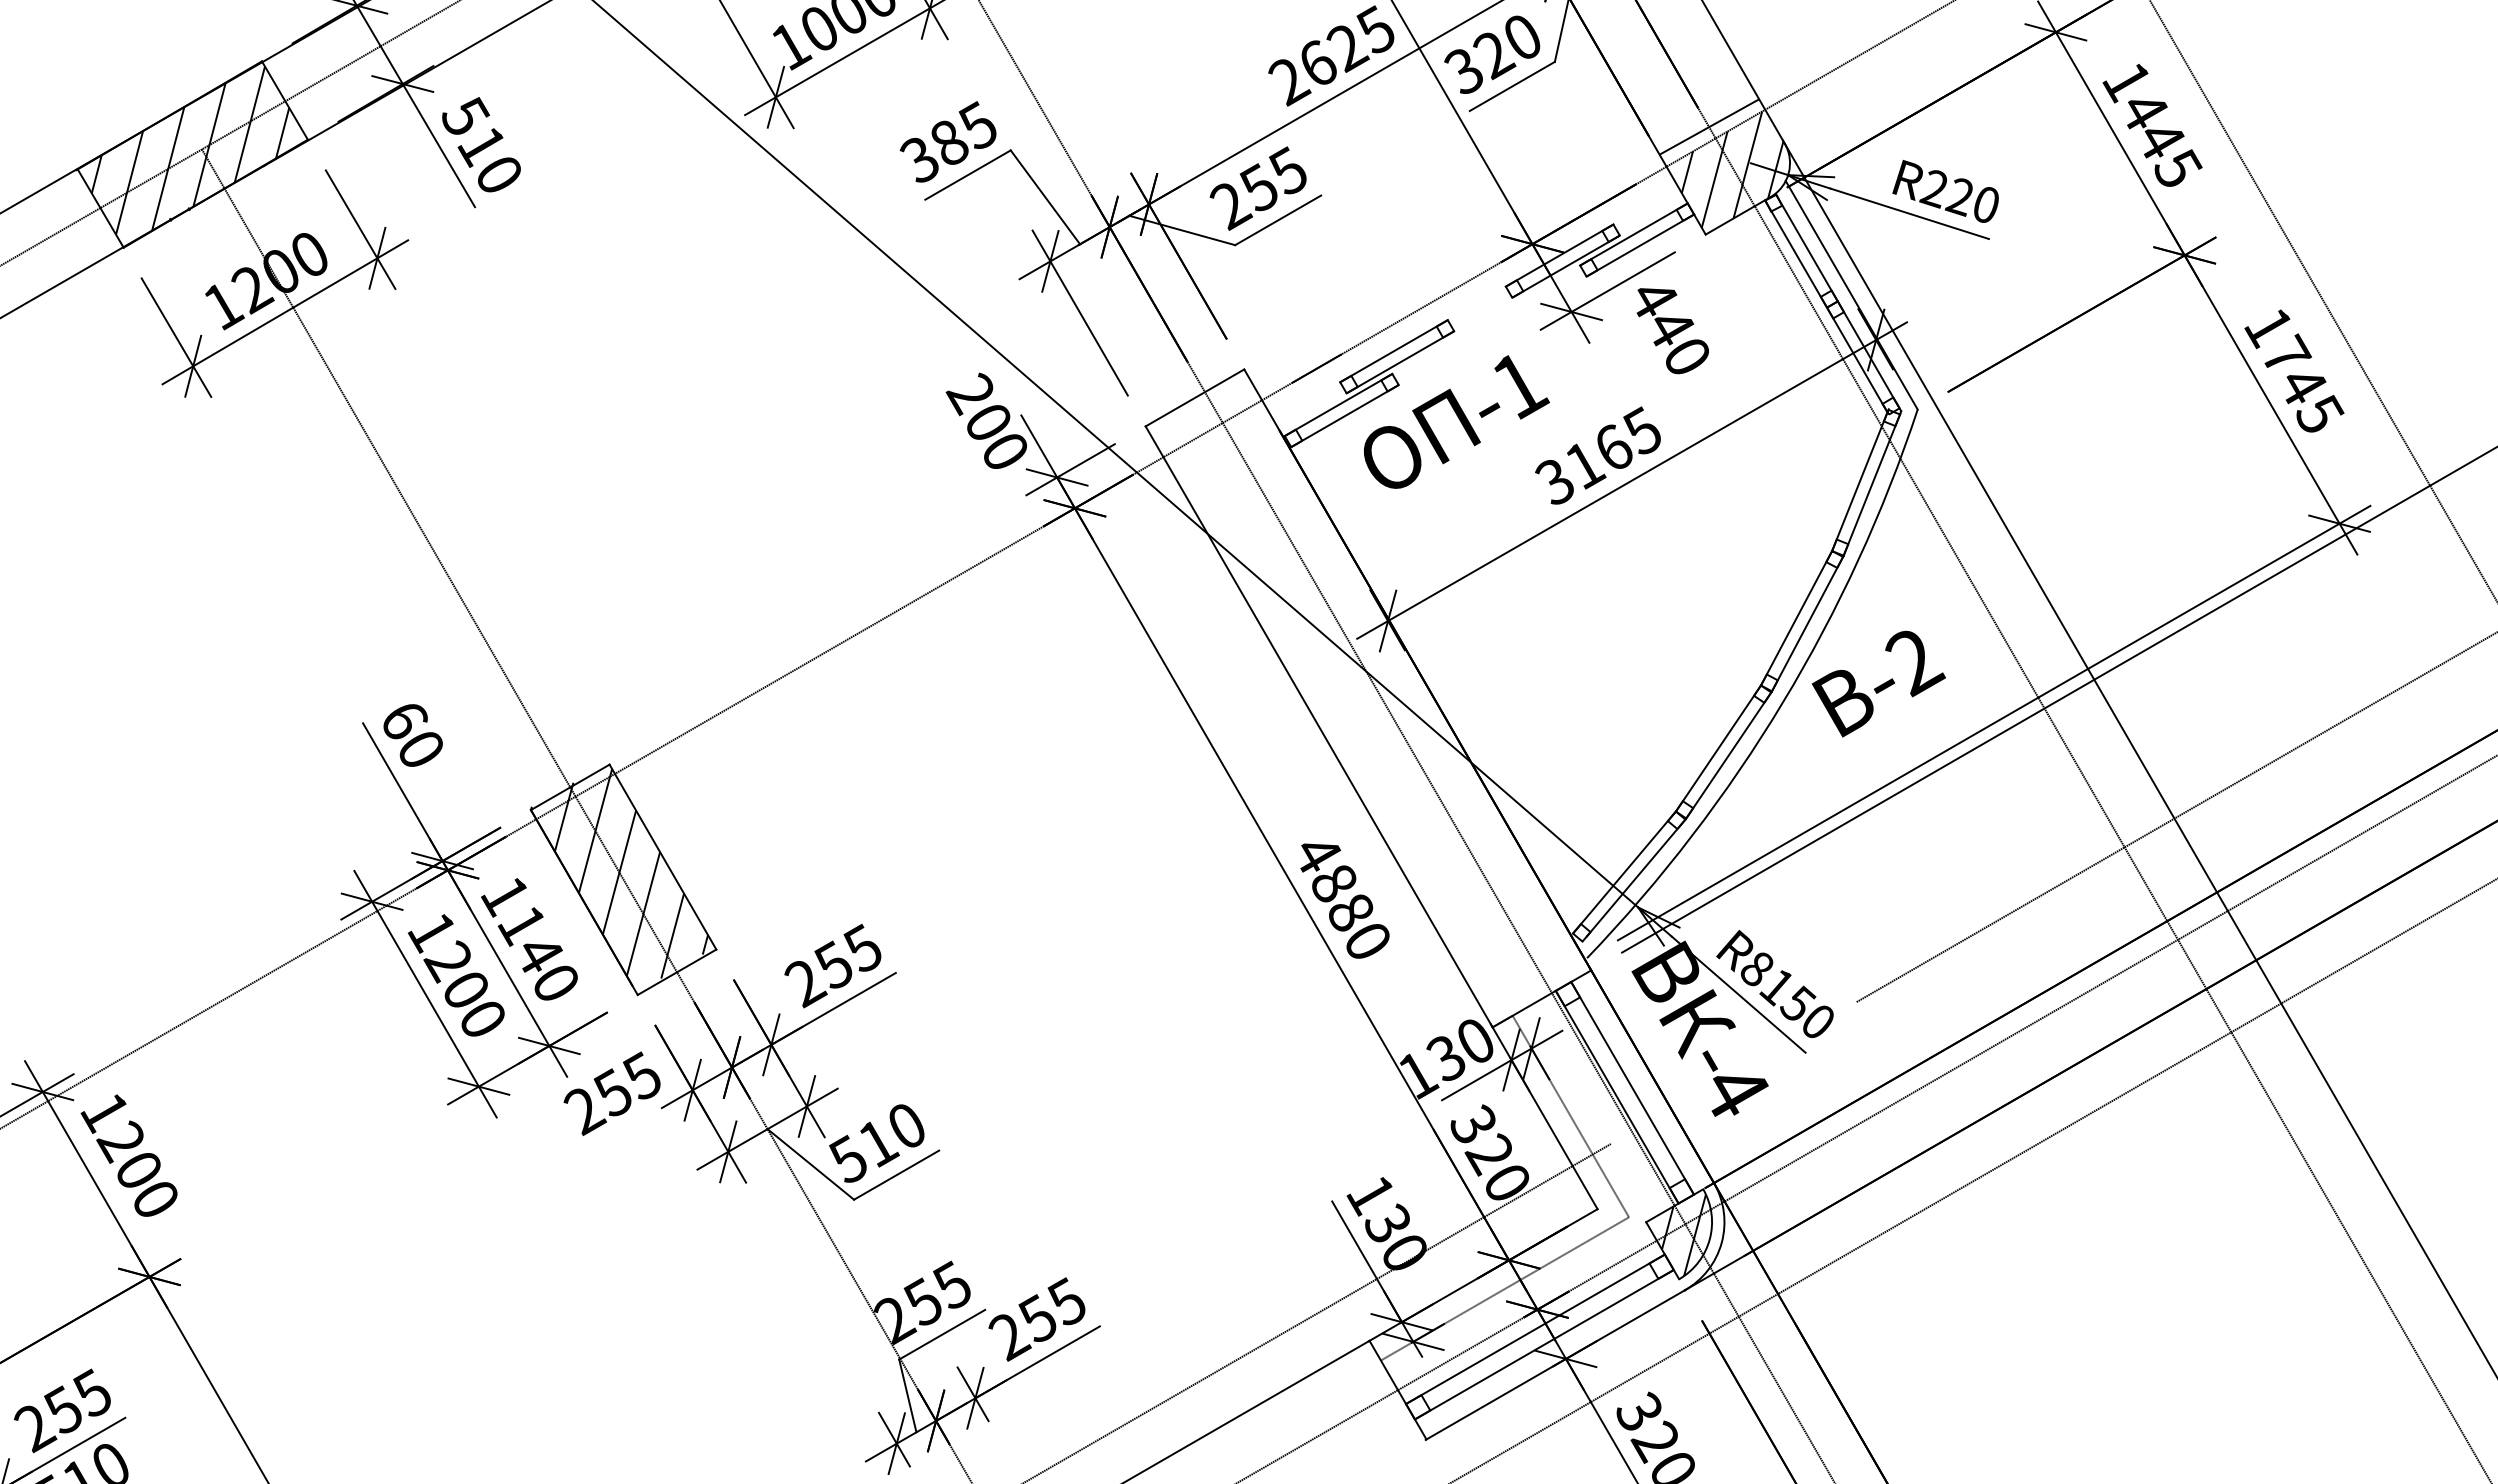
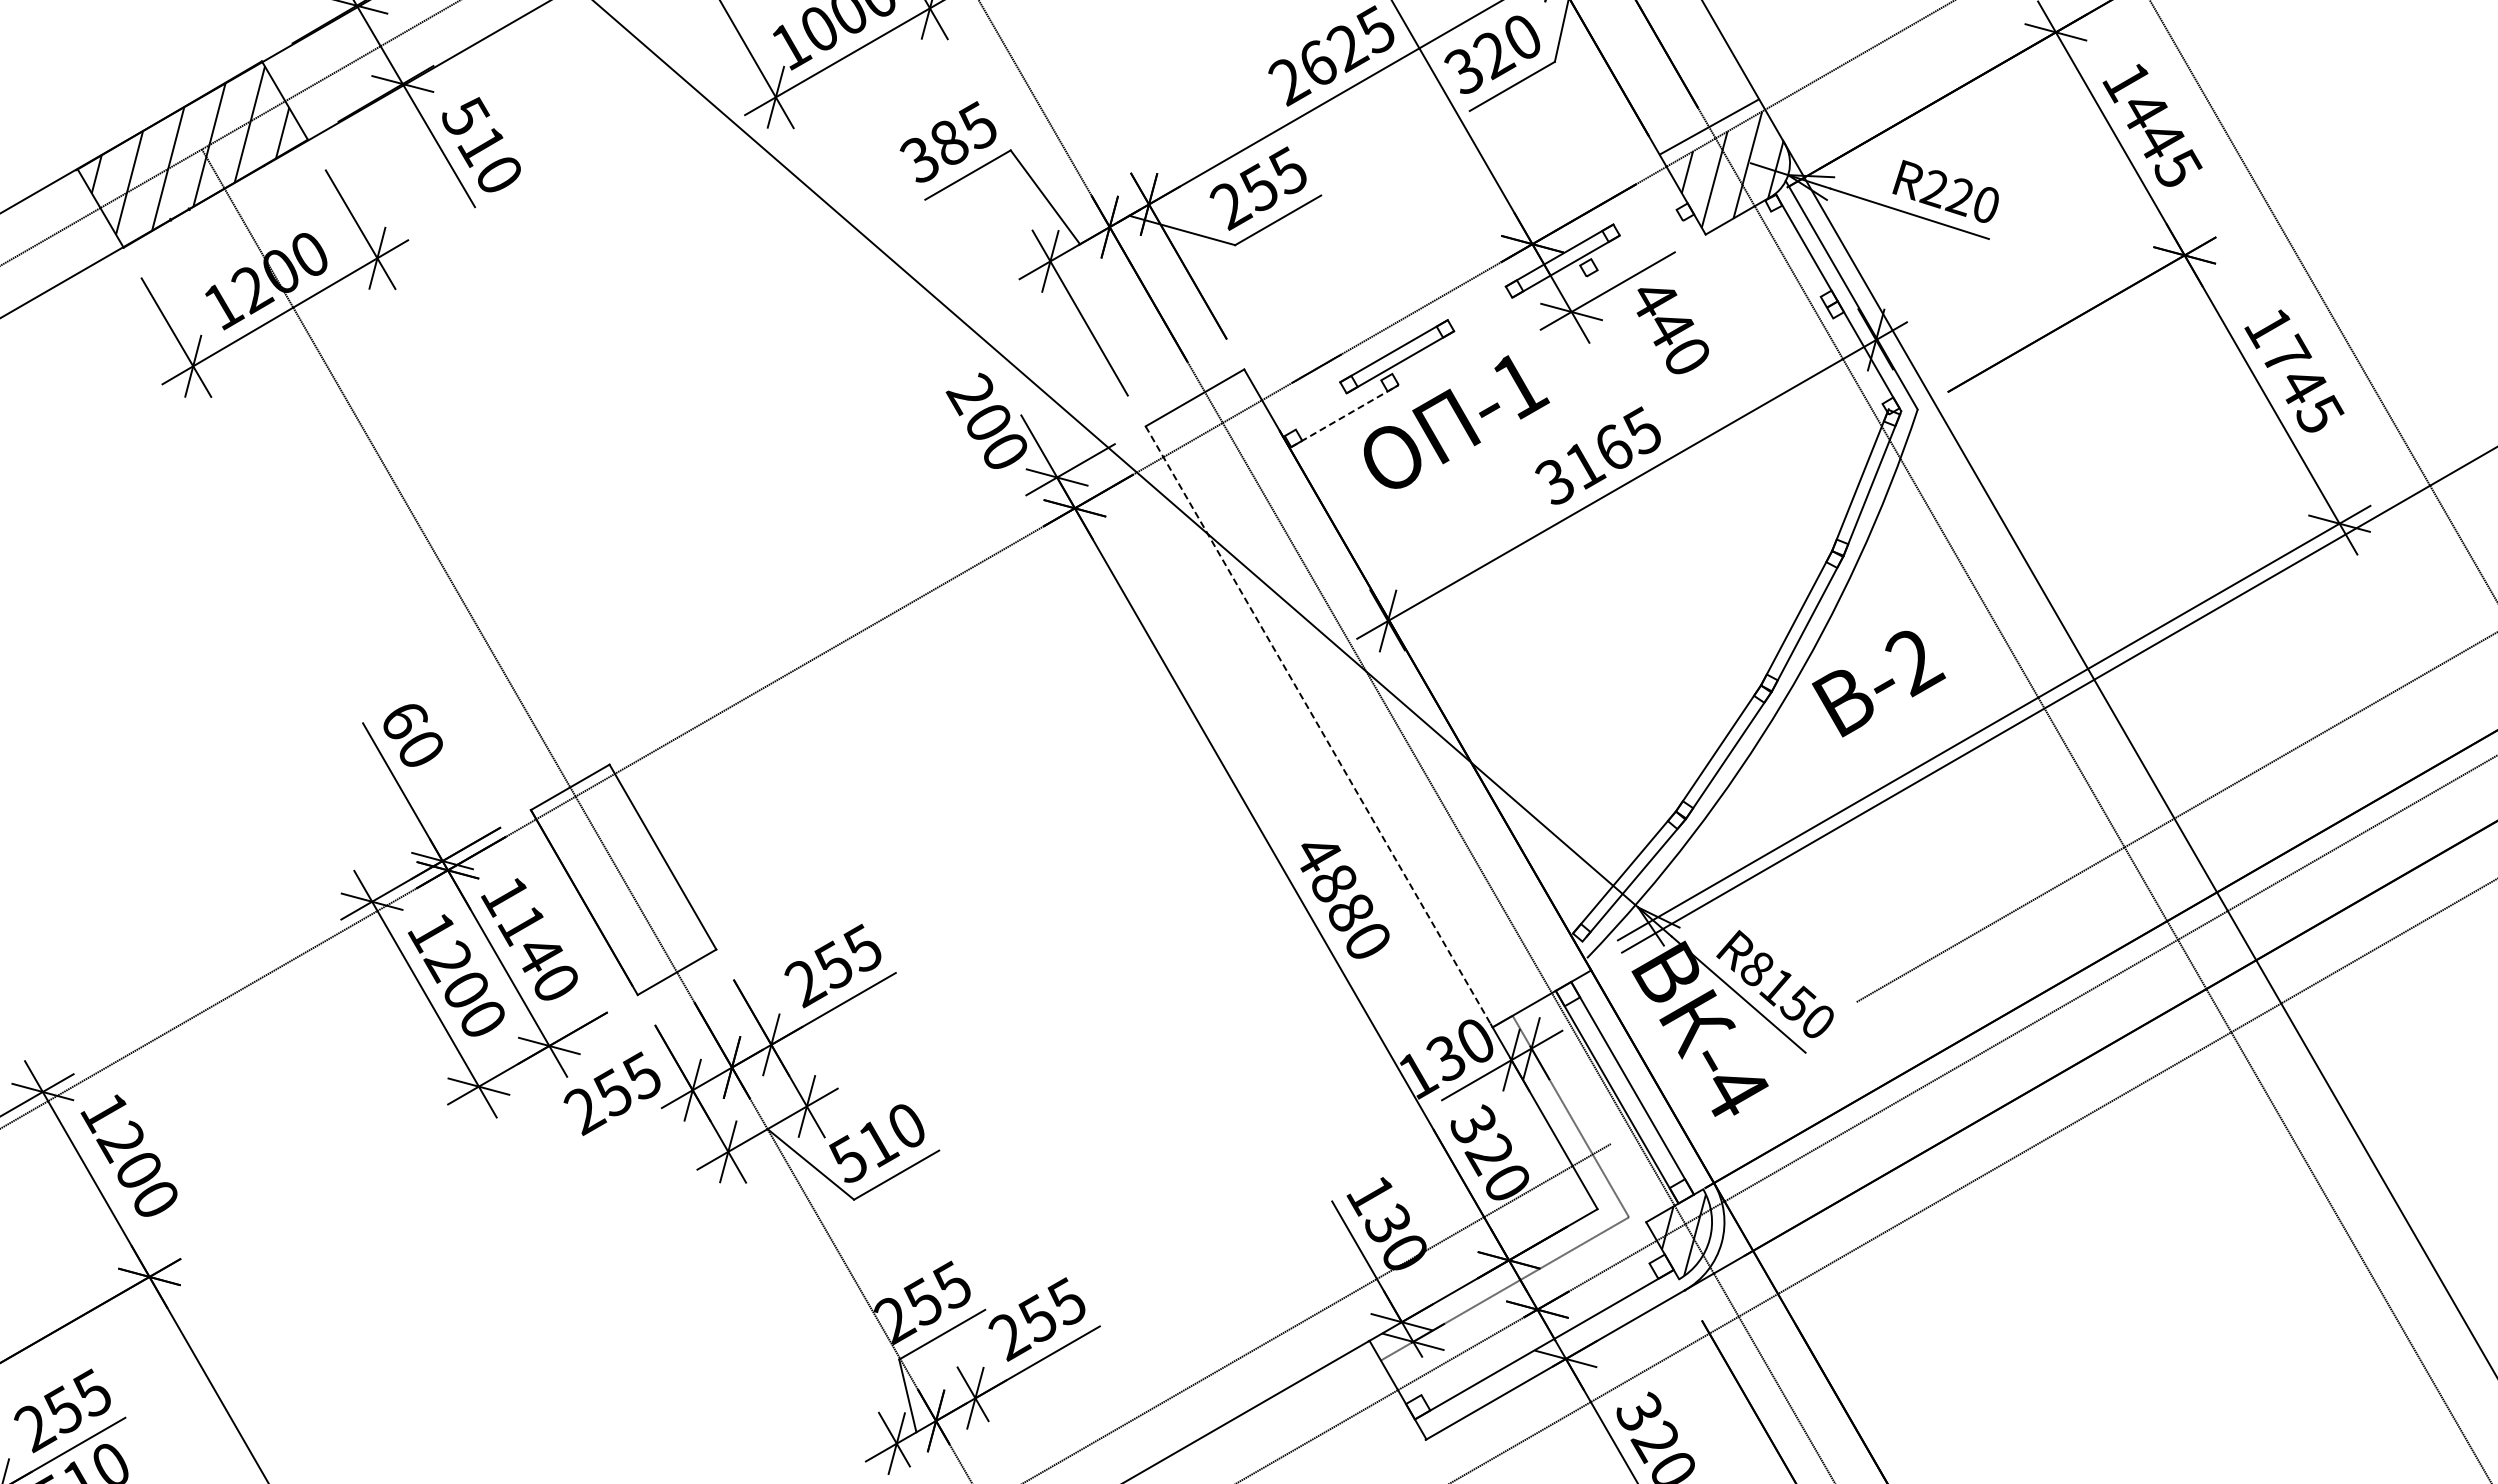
line: present -> none (1633, 234)
line: present -> none (1640, 245)
line: present -> none (1826, 306)
line: present -> none (1338, 404)
line: solid -> dashed (1345, 415)
line: solid -> dashed (1319, 726)
hatch: present -> none (619, 873)
line: present -> none (1535, 1329)
